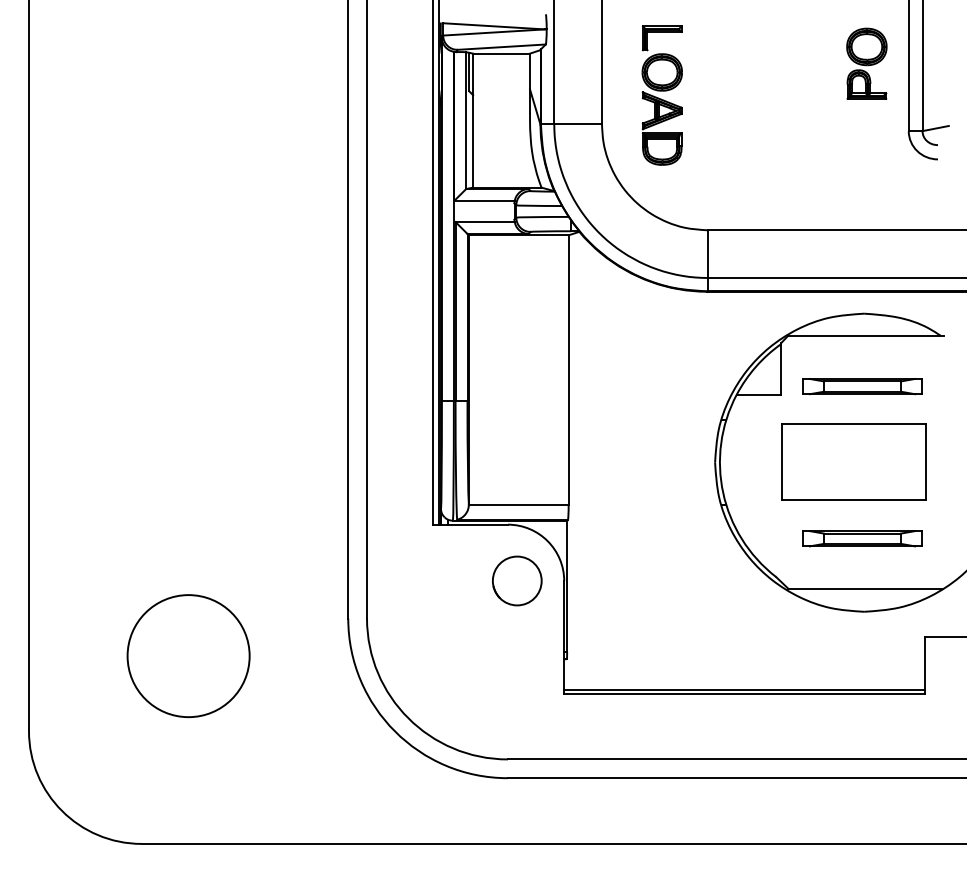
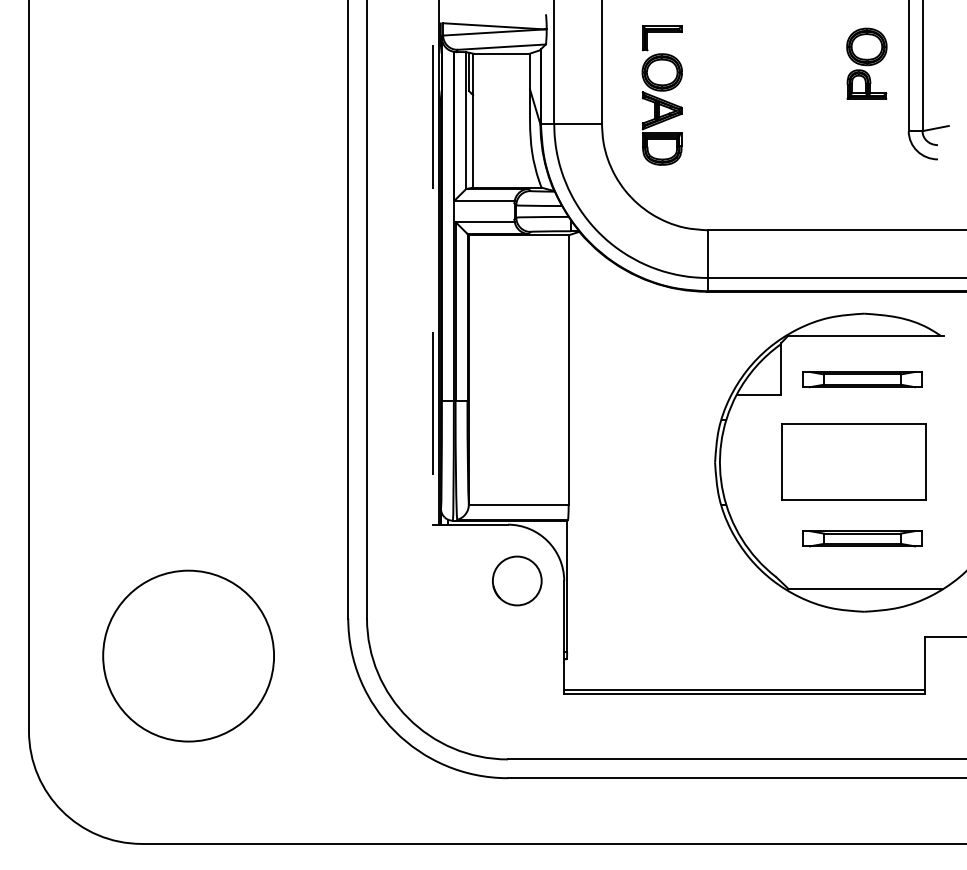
line: solid -> dashed (432, 262)
part position: (862, 386) -> (862, 379) (862, 379)
circle diameter: 122 px -> 171 px (188, 655)
